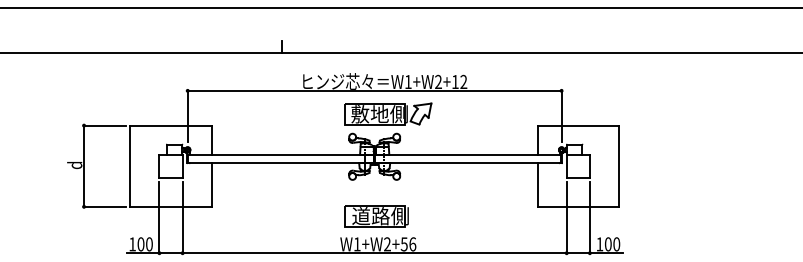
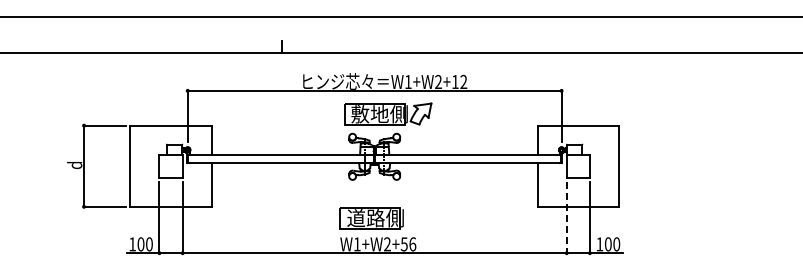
line position: (400, 7) -> (400, 16) (400, 16)
part position: (376, 216) -> (371, 218) (371, 218)
line: solid -> dashed (566, 218)
